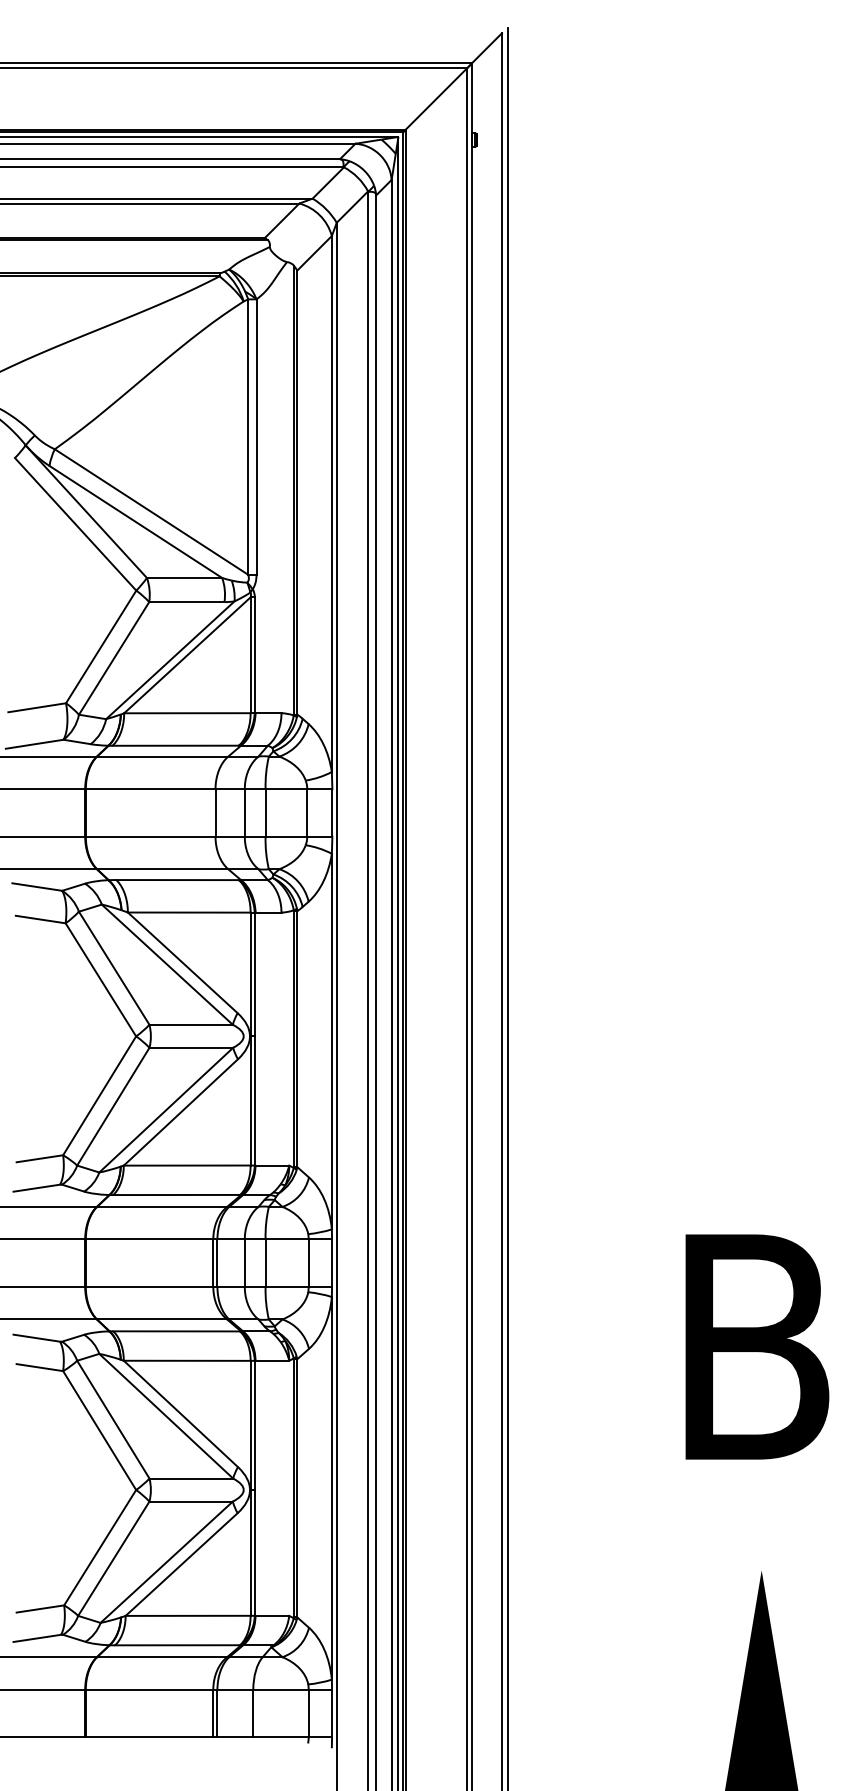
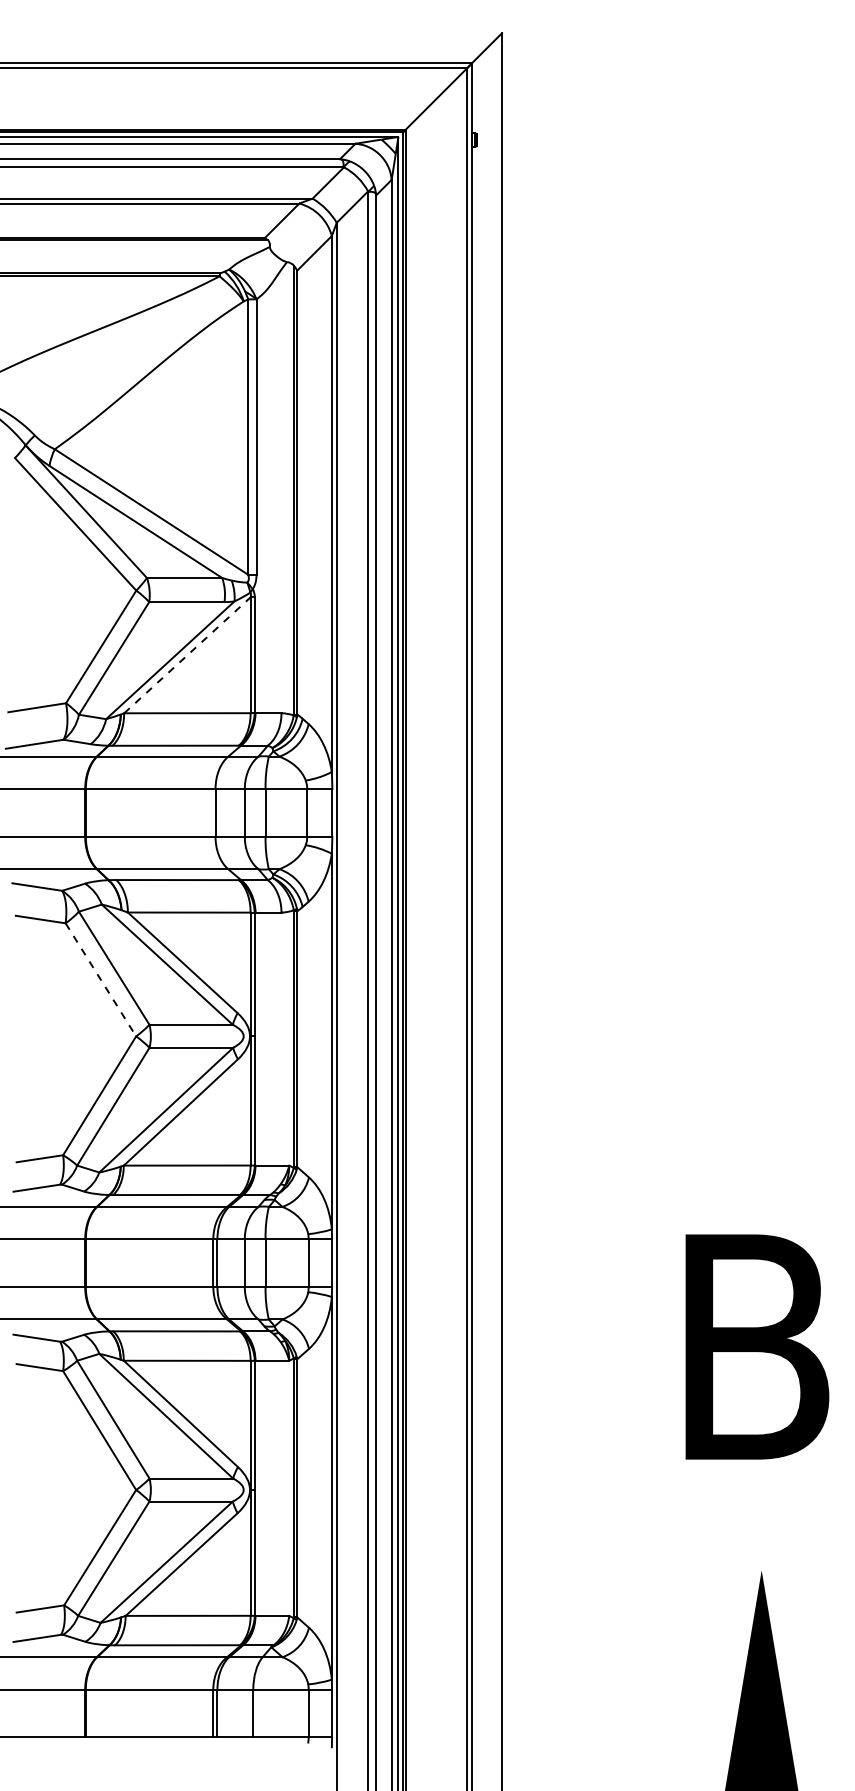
line: solid -> dashed (187, 655)
line: present -> none (507, 907)
line: solid -> dashed (100, 979)
